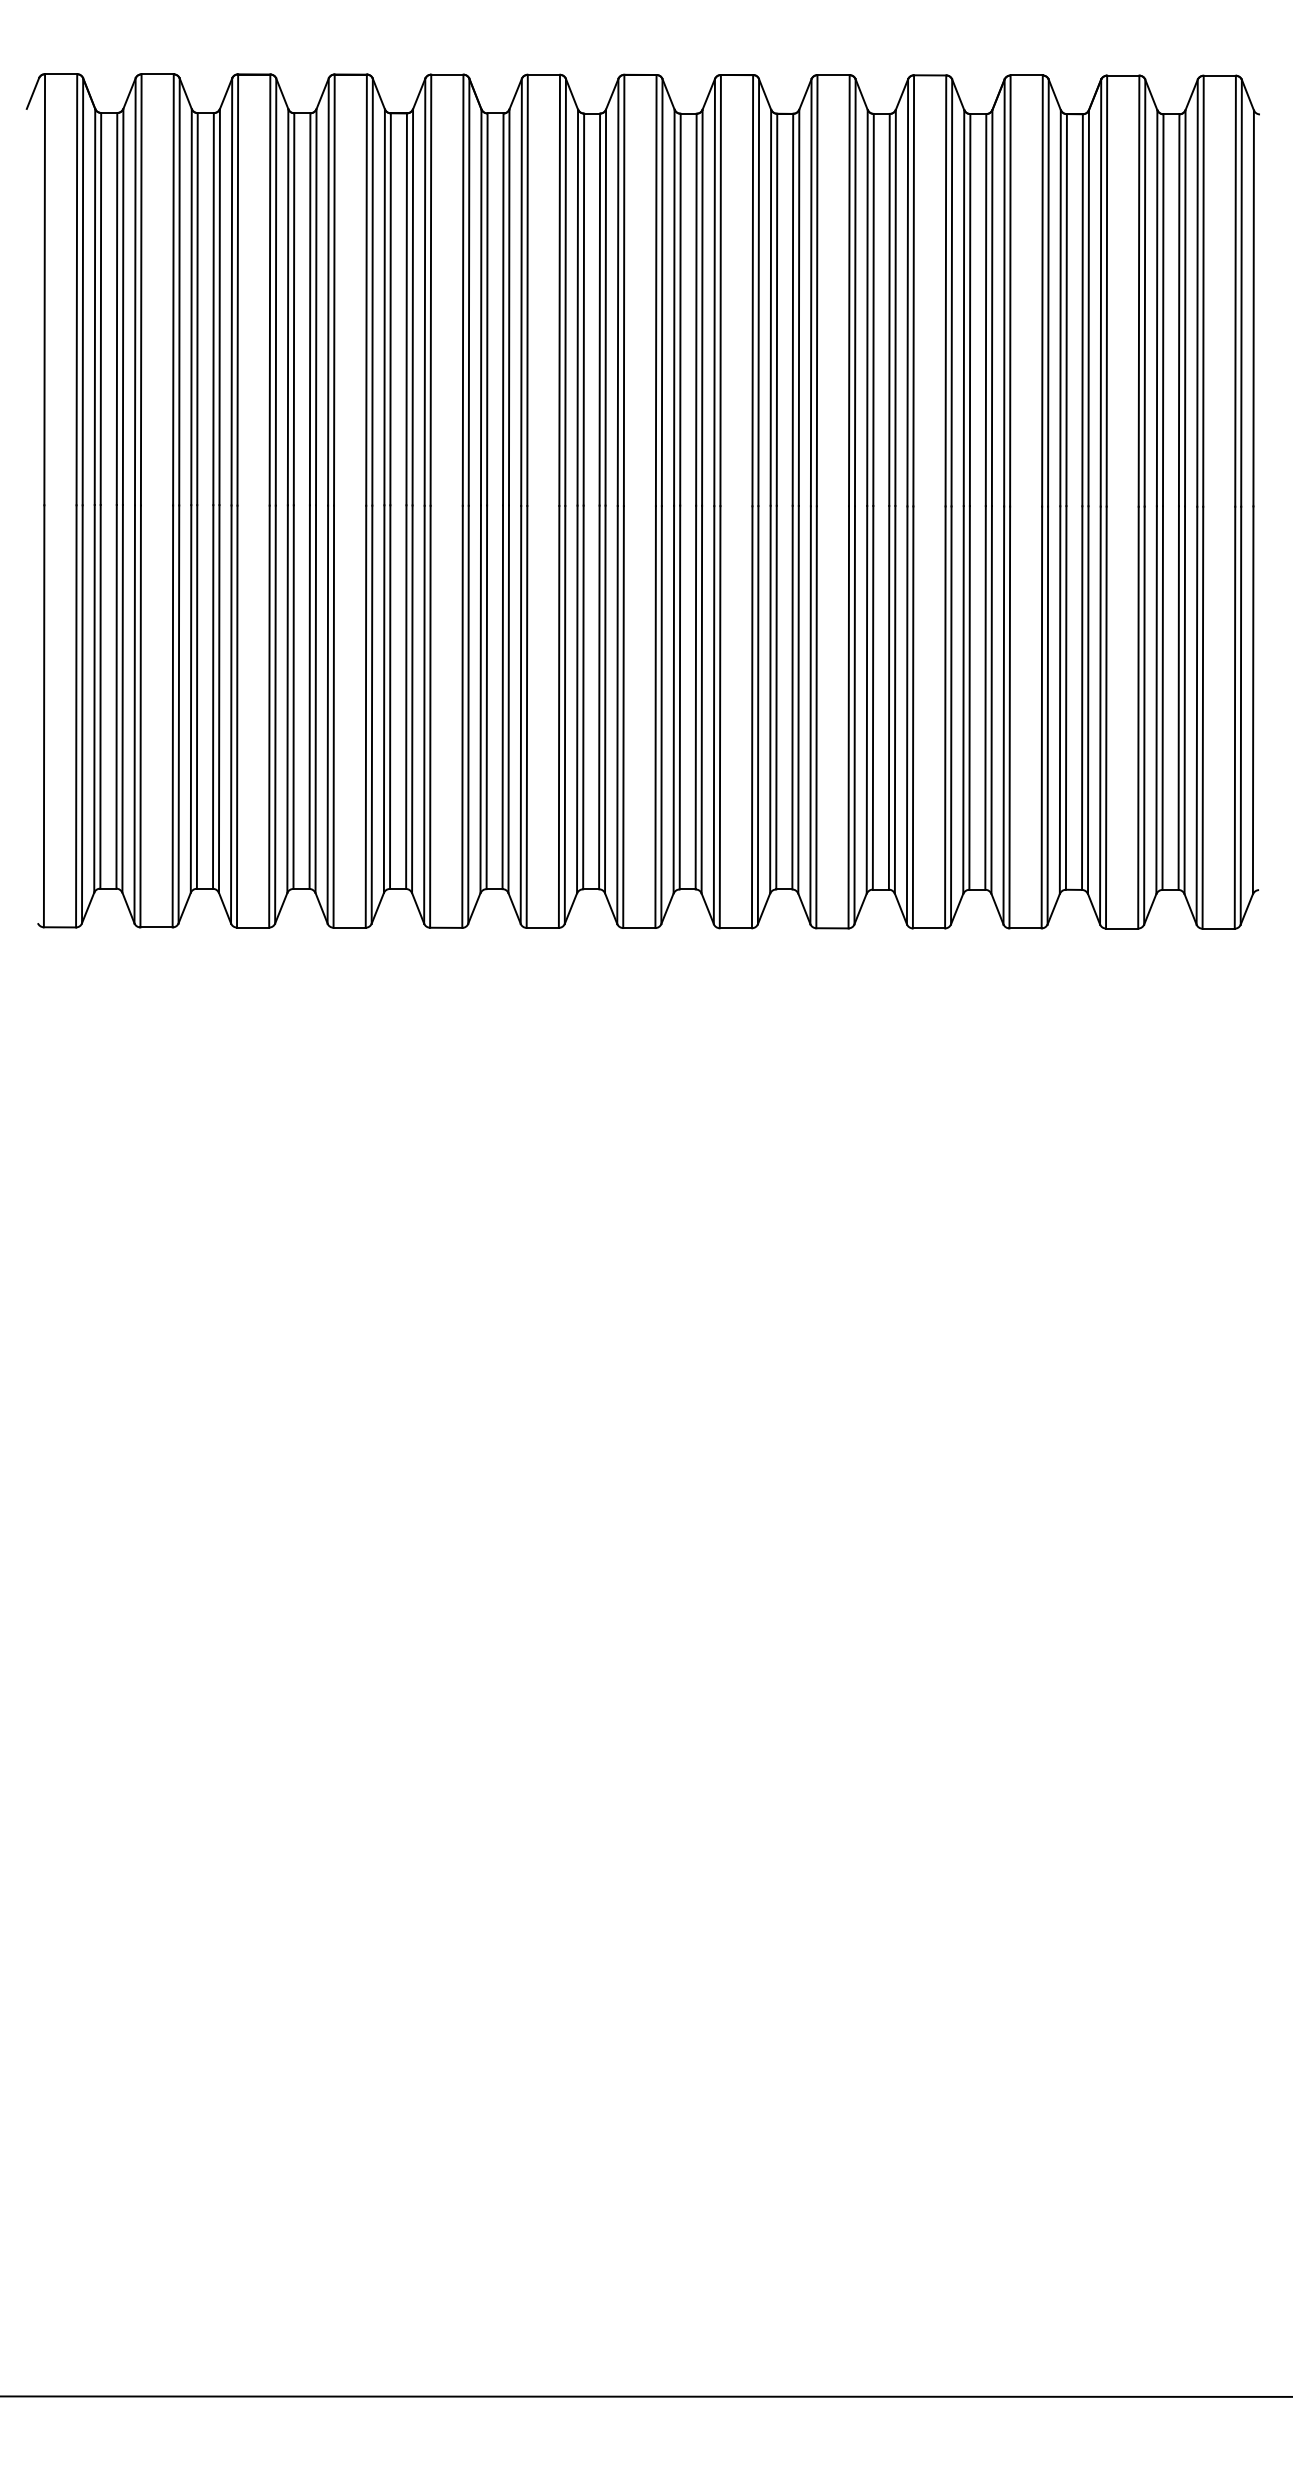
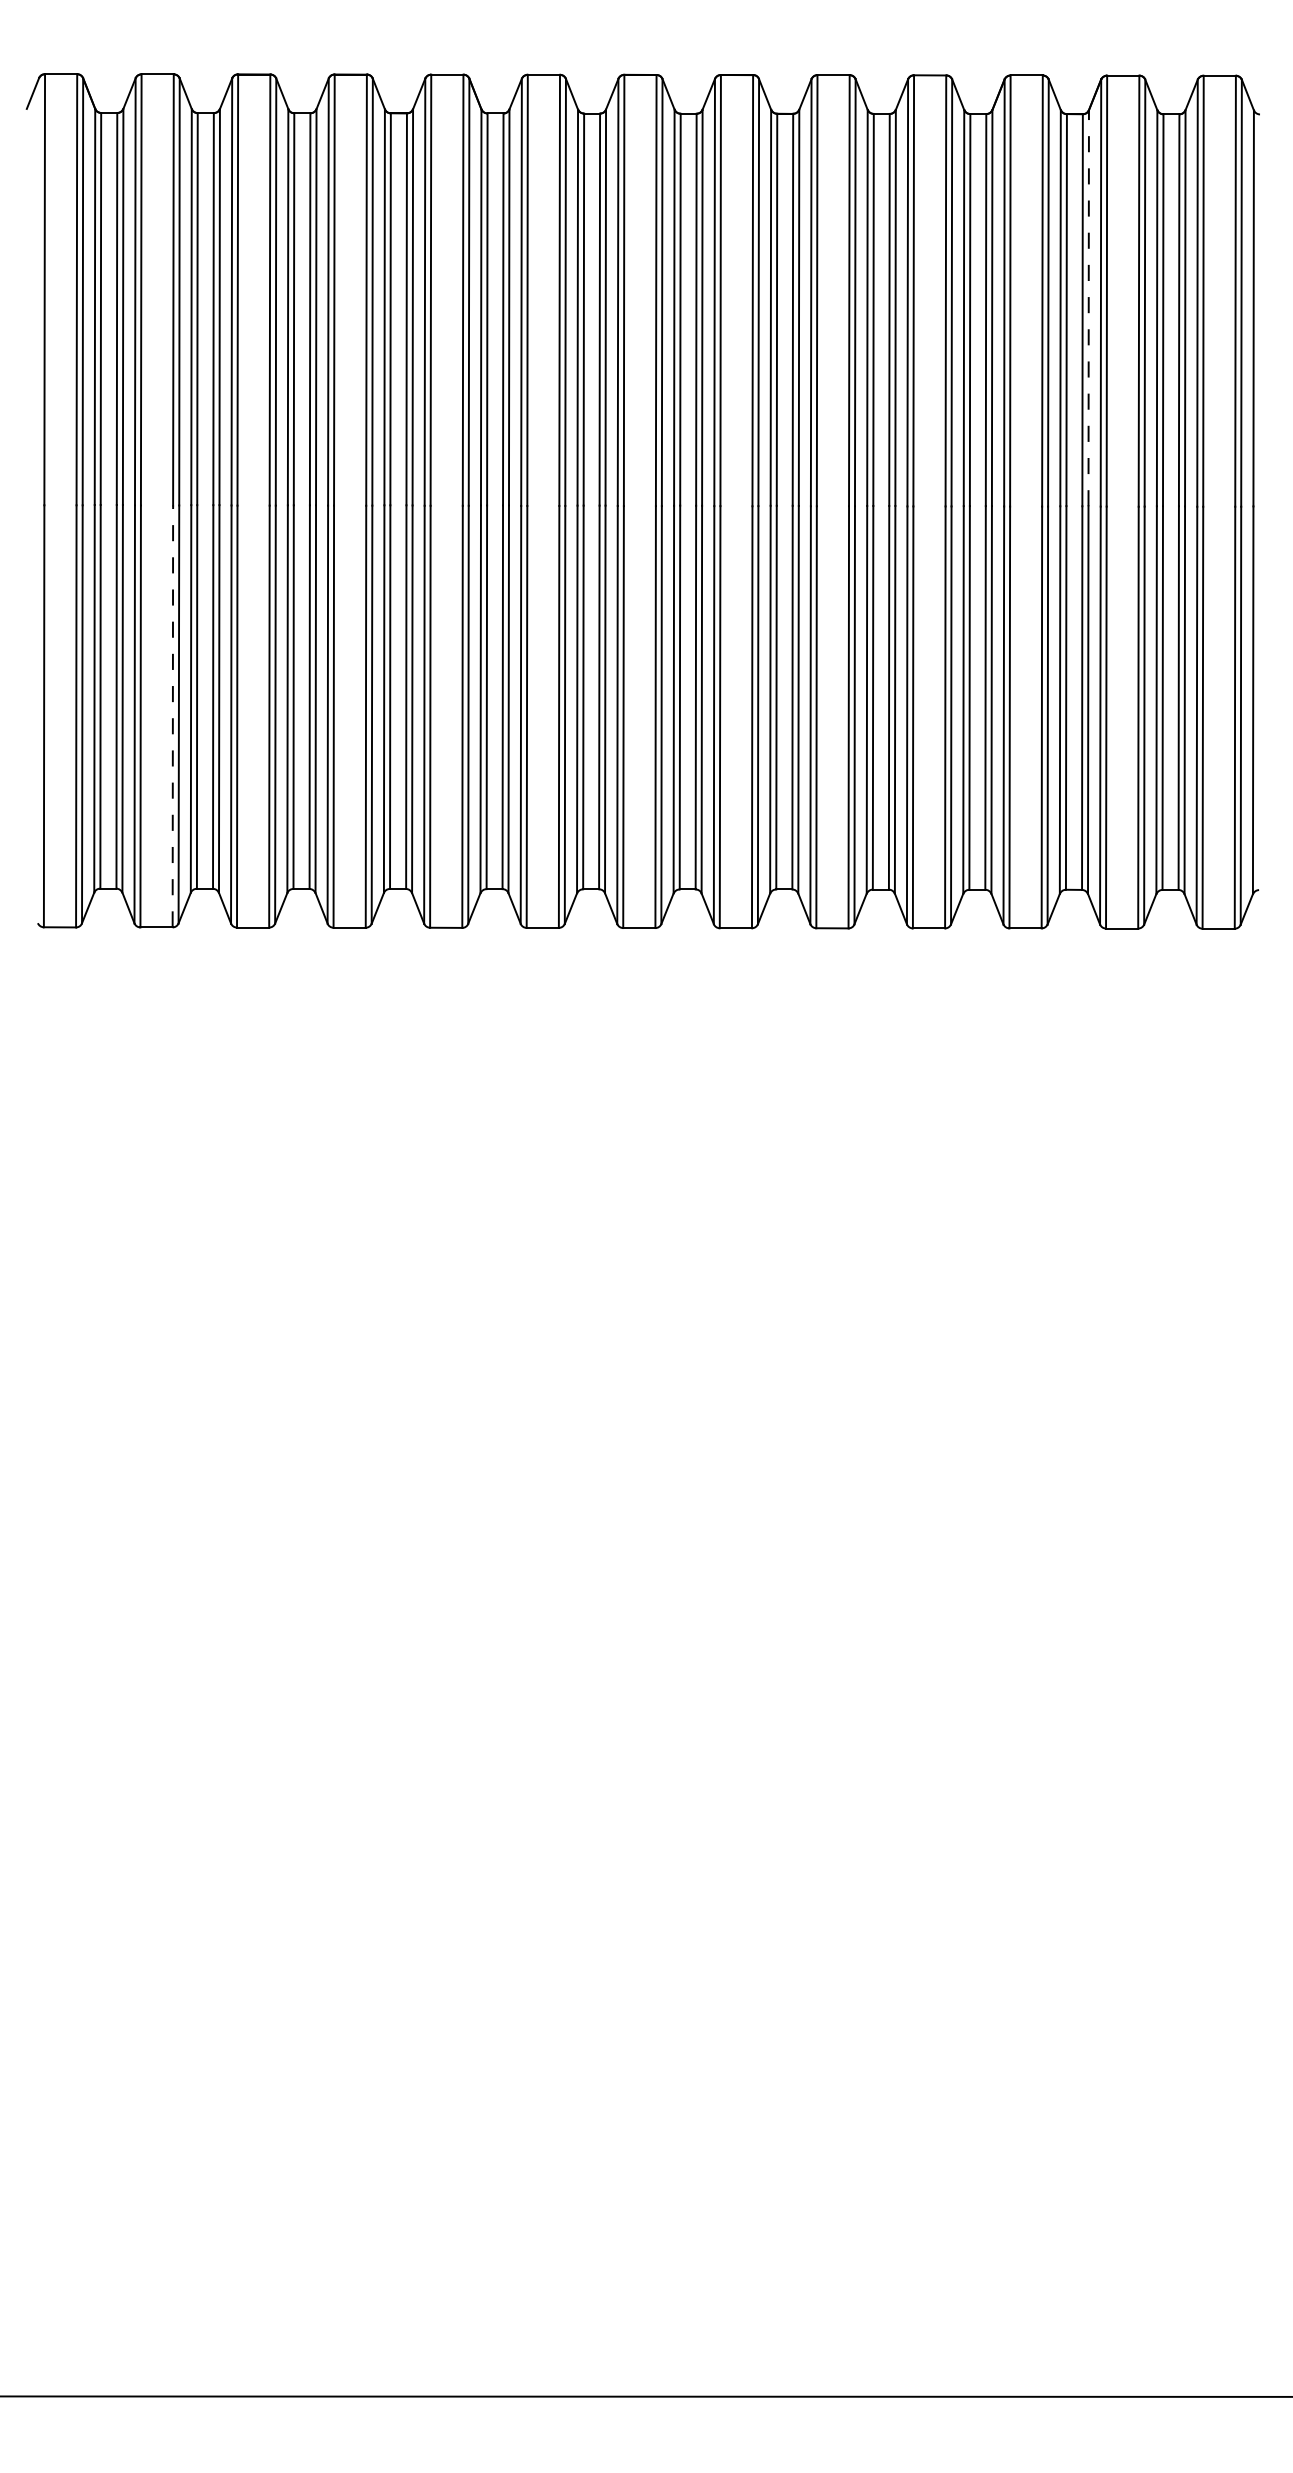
line: solid -> dashed (1088, 307)
line: solid -> dashed (172, 716)
